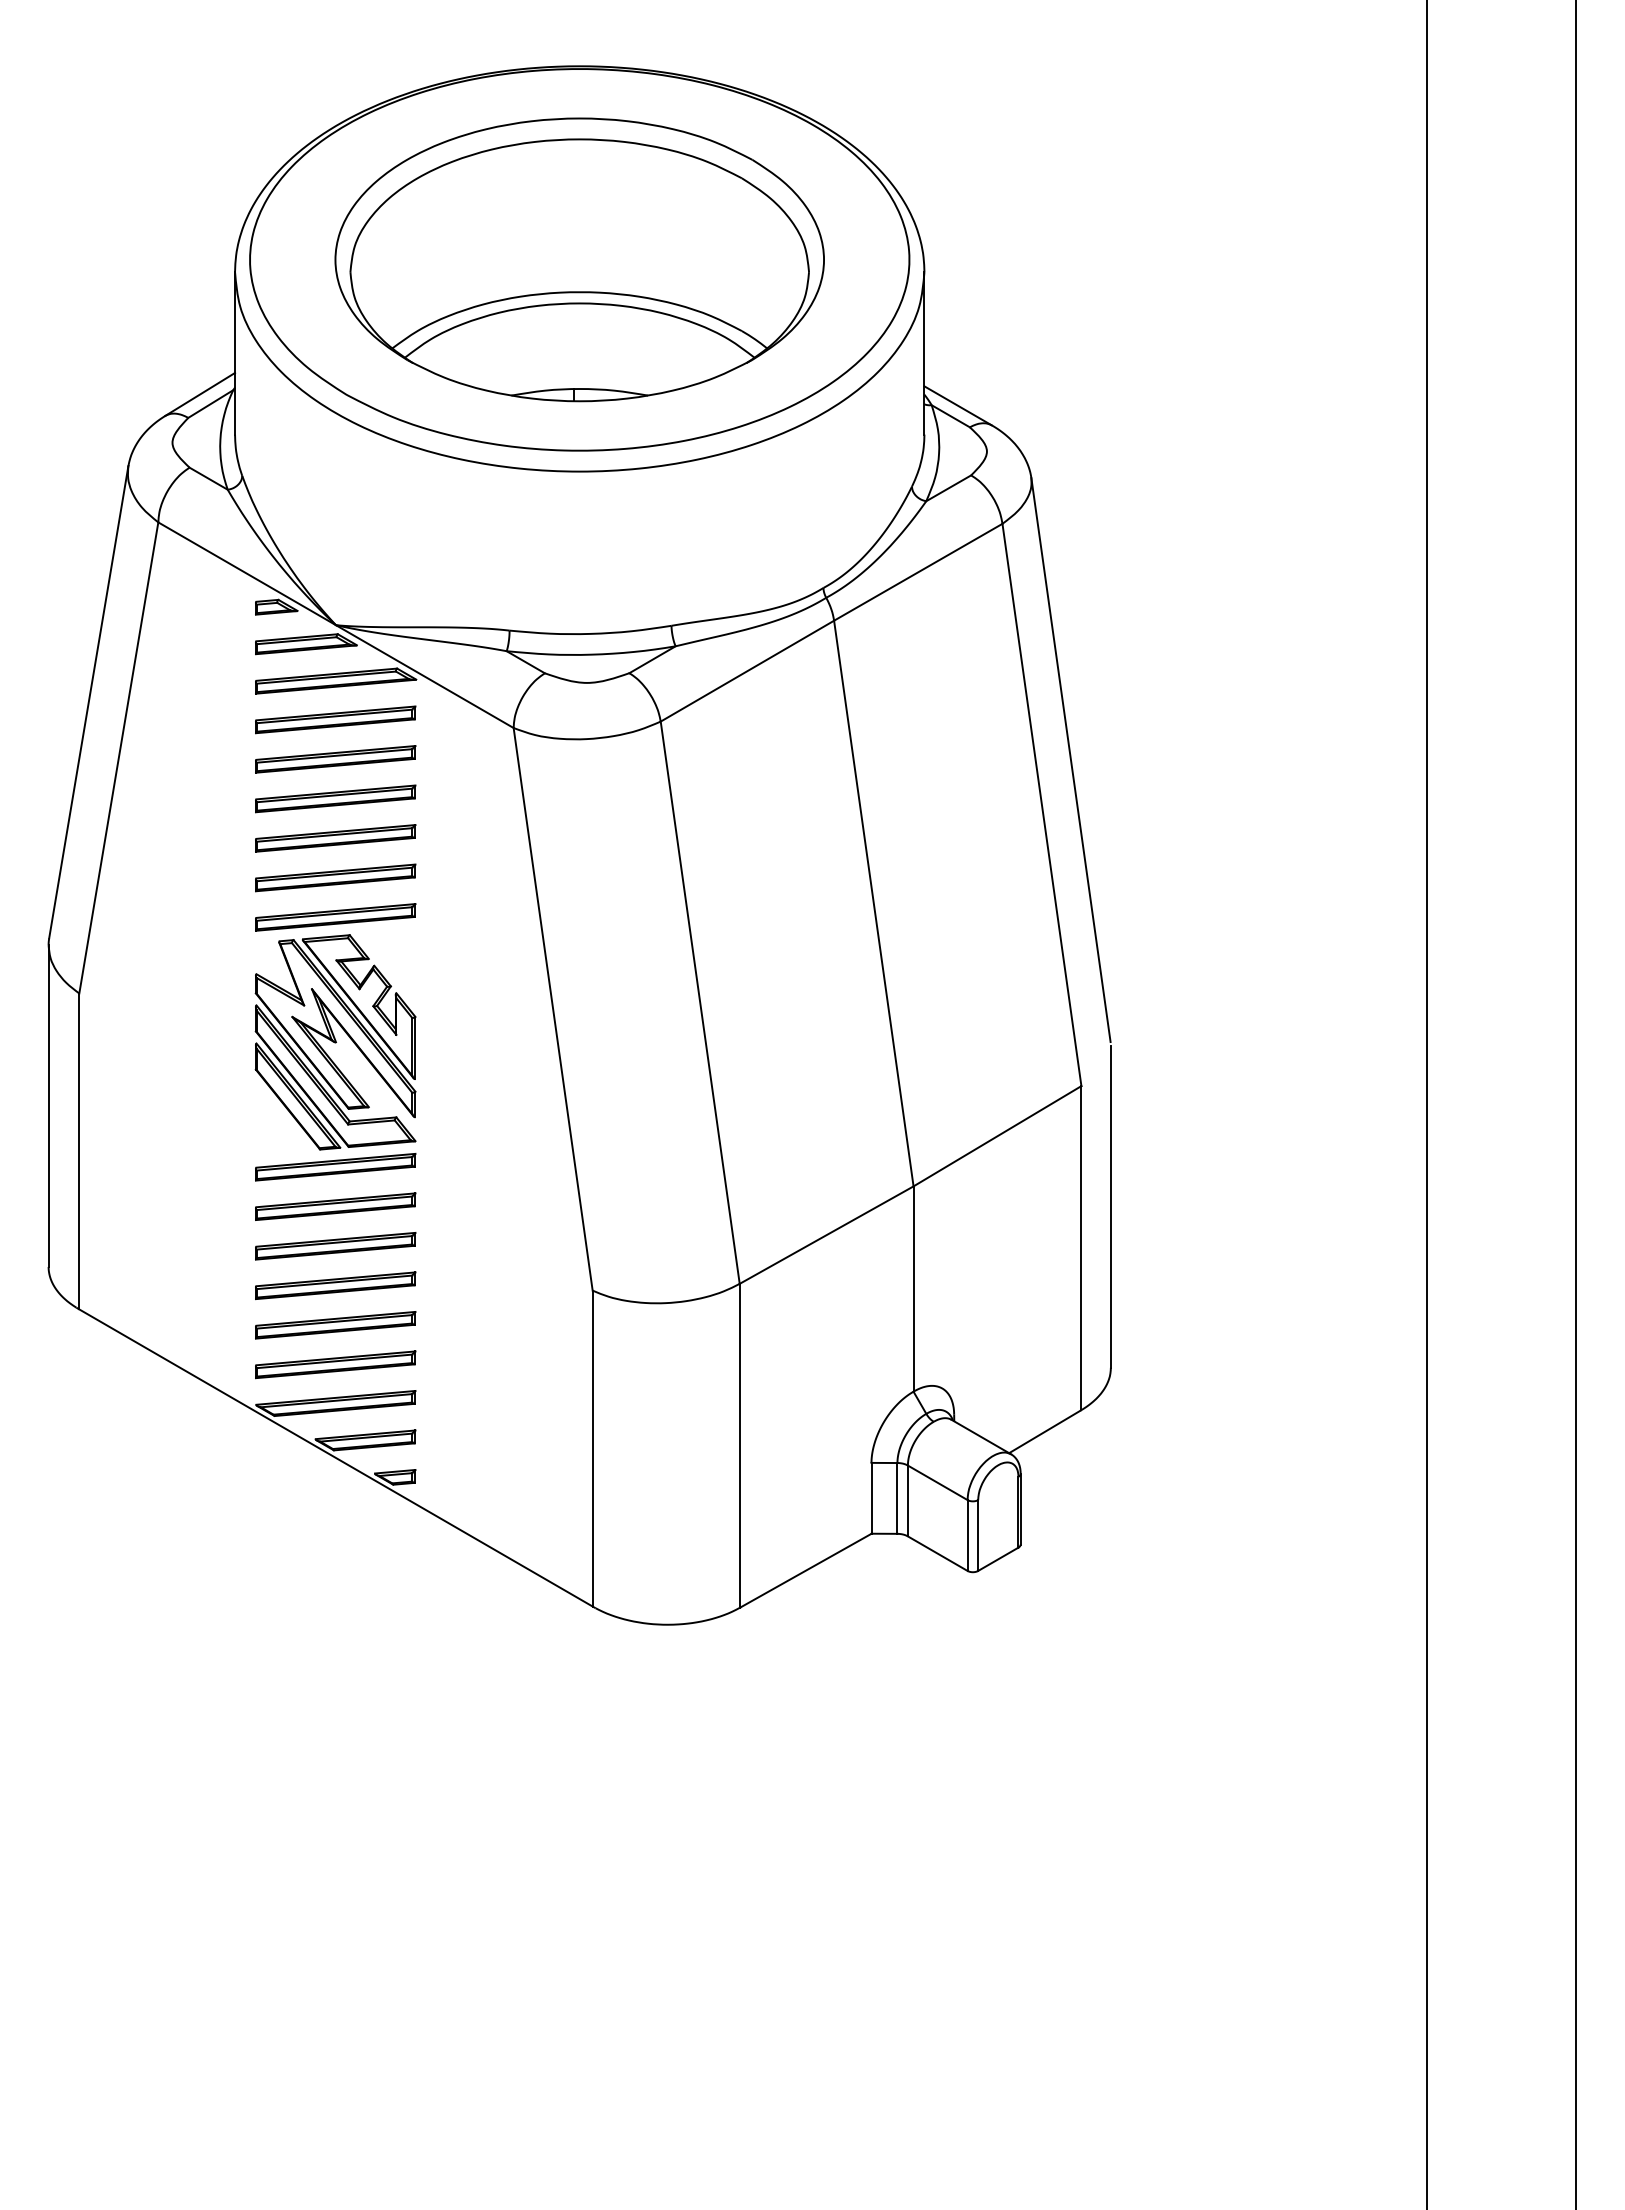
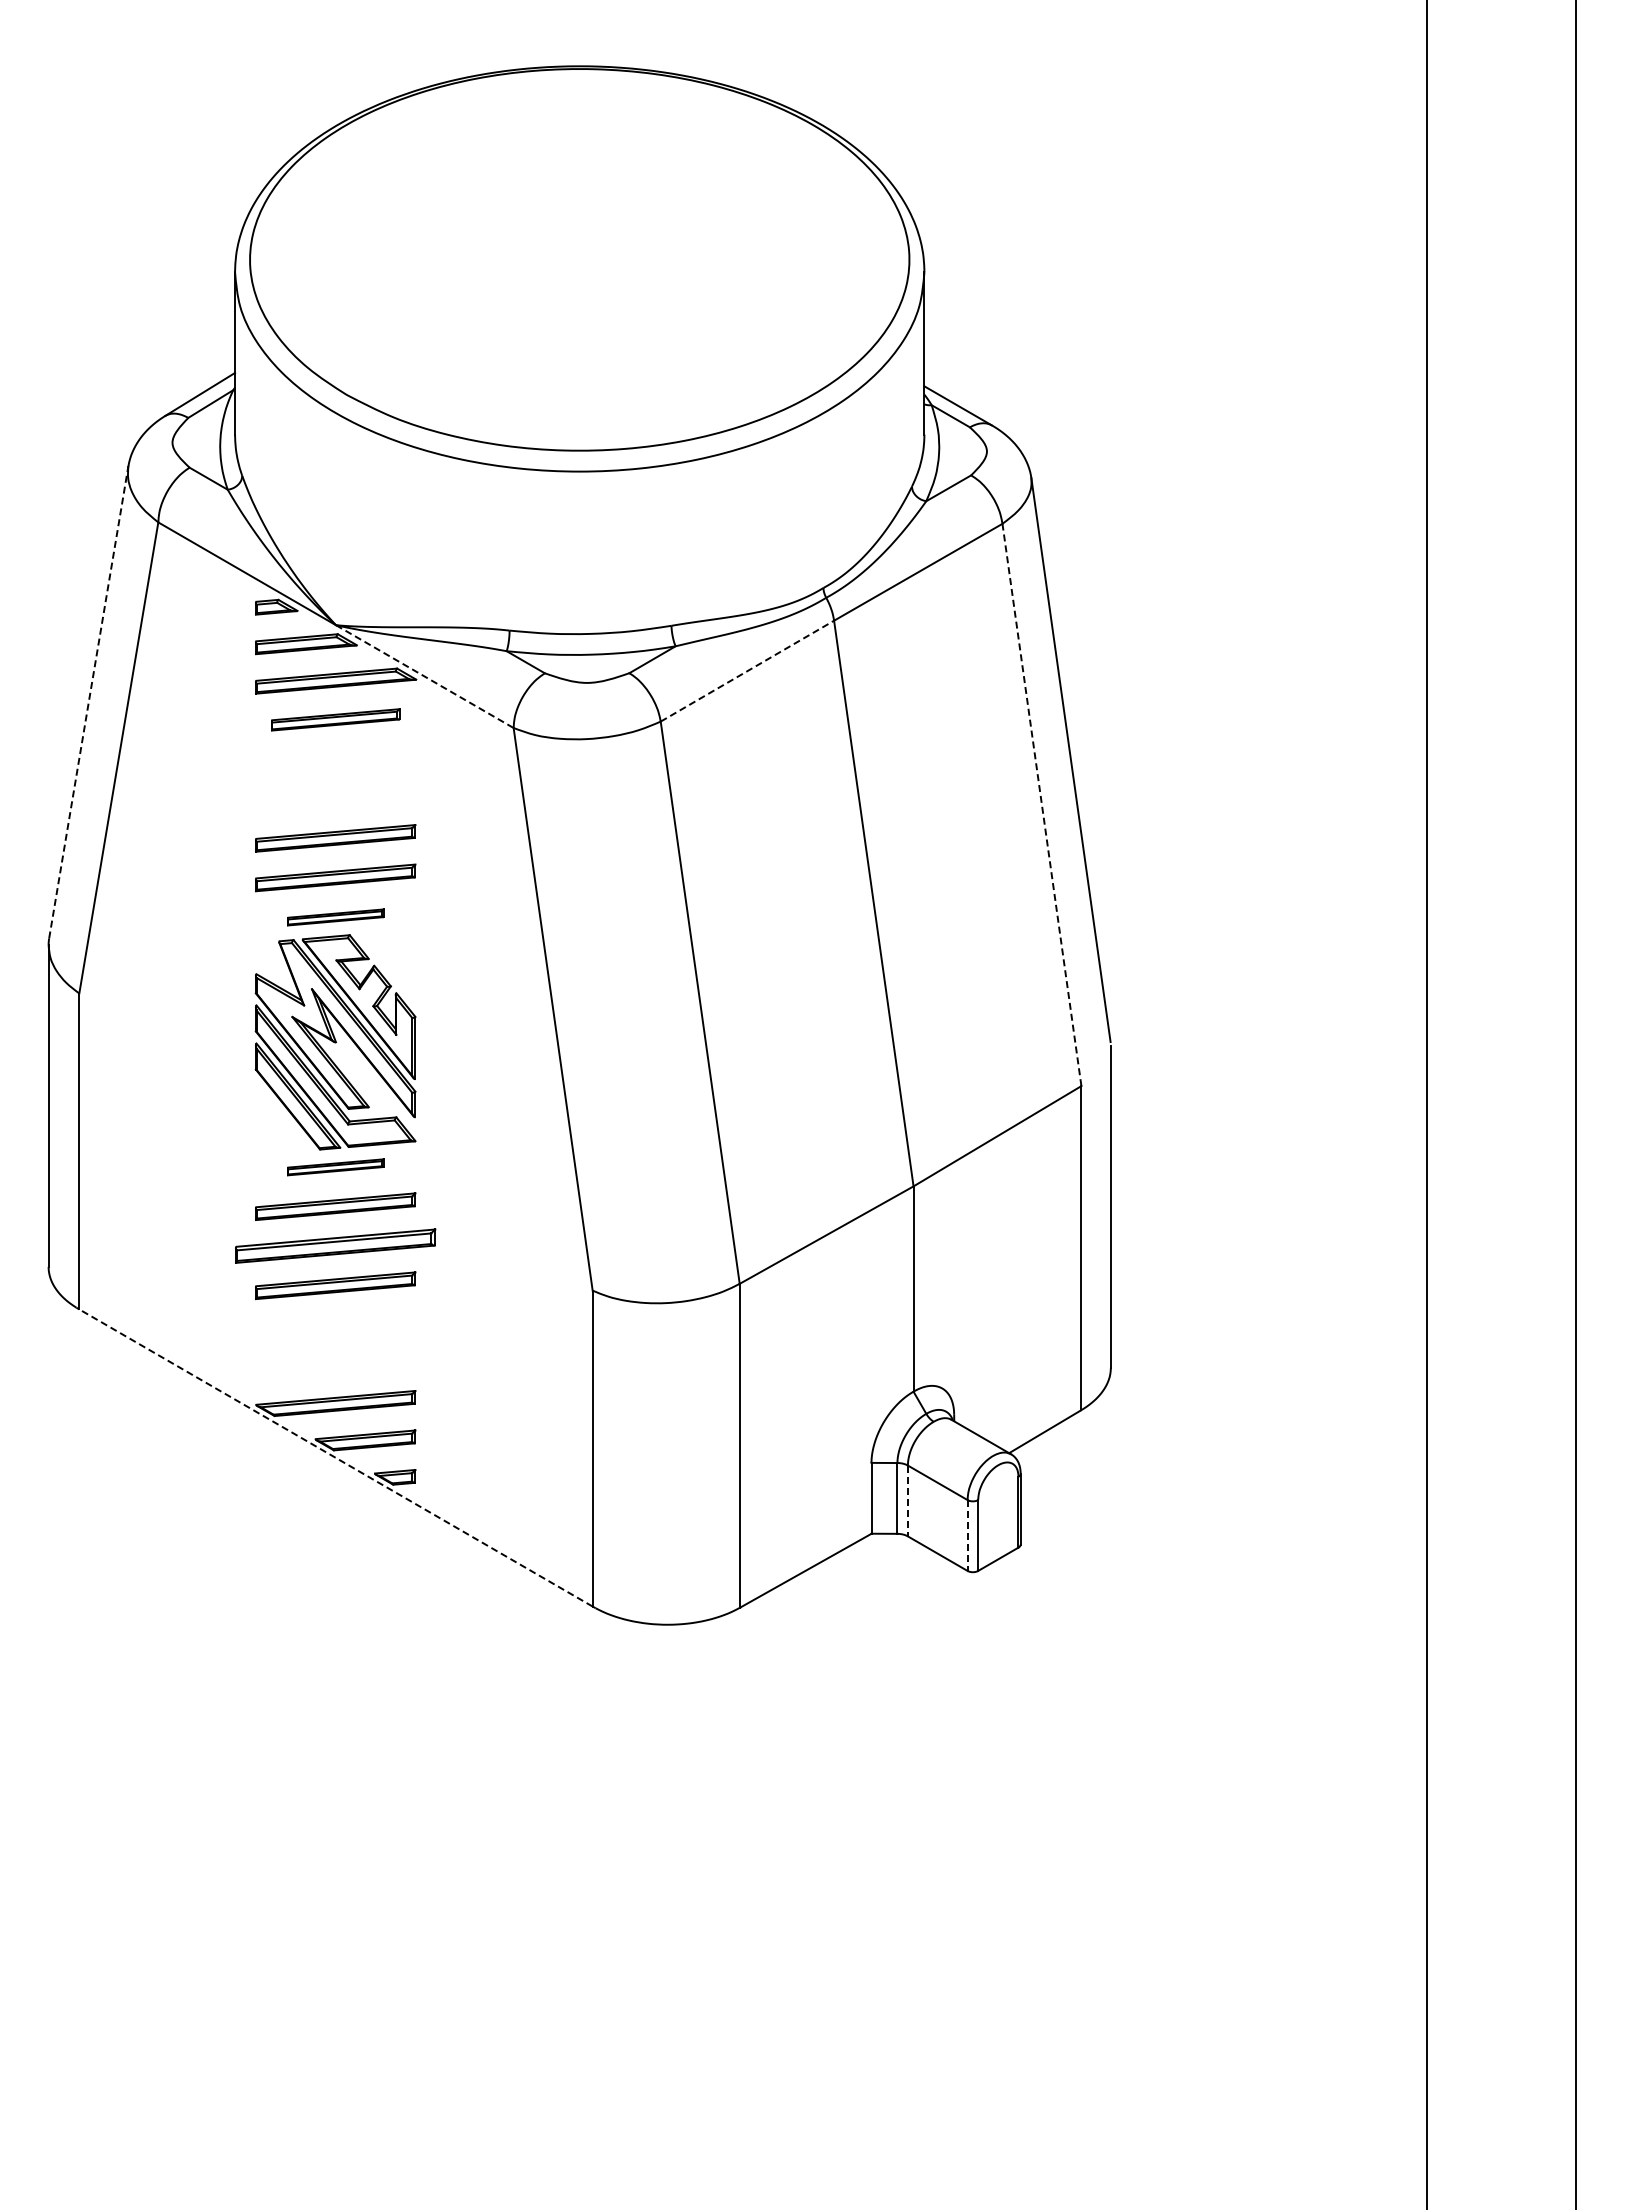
part: present -> none (579, 259)
line: solid -> dashed (747, 670)
line: solid -> dashed (424, 676)
line: solid -> dashed (88, 701)
part size: 162x30 px -> 130x24 px (335, 719)
part: present -> none (335, 759)
part: present -> none (335, 798)
line: solid -> dashed (1041, 804)
part size: 162x29 px -> 98x19 px (335, 917)
part size: 162x29 px -> 98x19 px (335, 1167)
part size: 162x29 px -> 202x36 px (335, 1245)
part: present -> none (335, 1325)
part: present -> none (335, 1364)
line: solid -> dashed (336, 1457)
line: solid -> dashed (907, 1501)
line: solid -> dashed (967, 1536)
